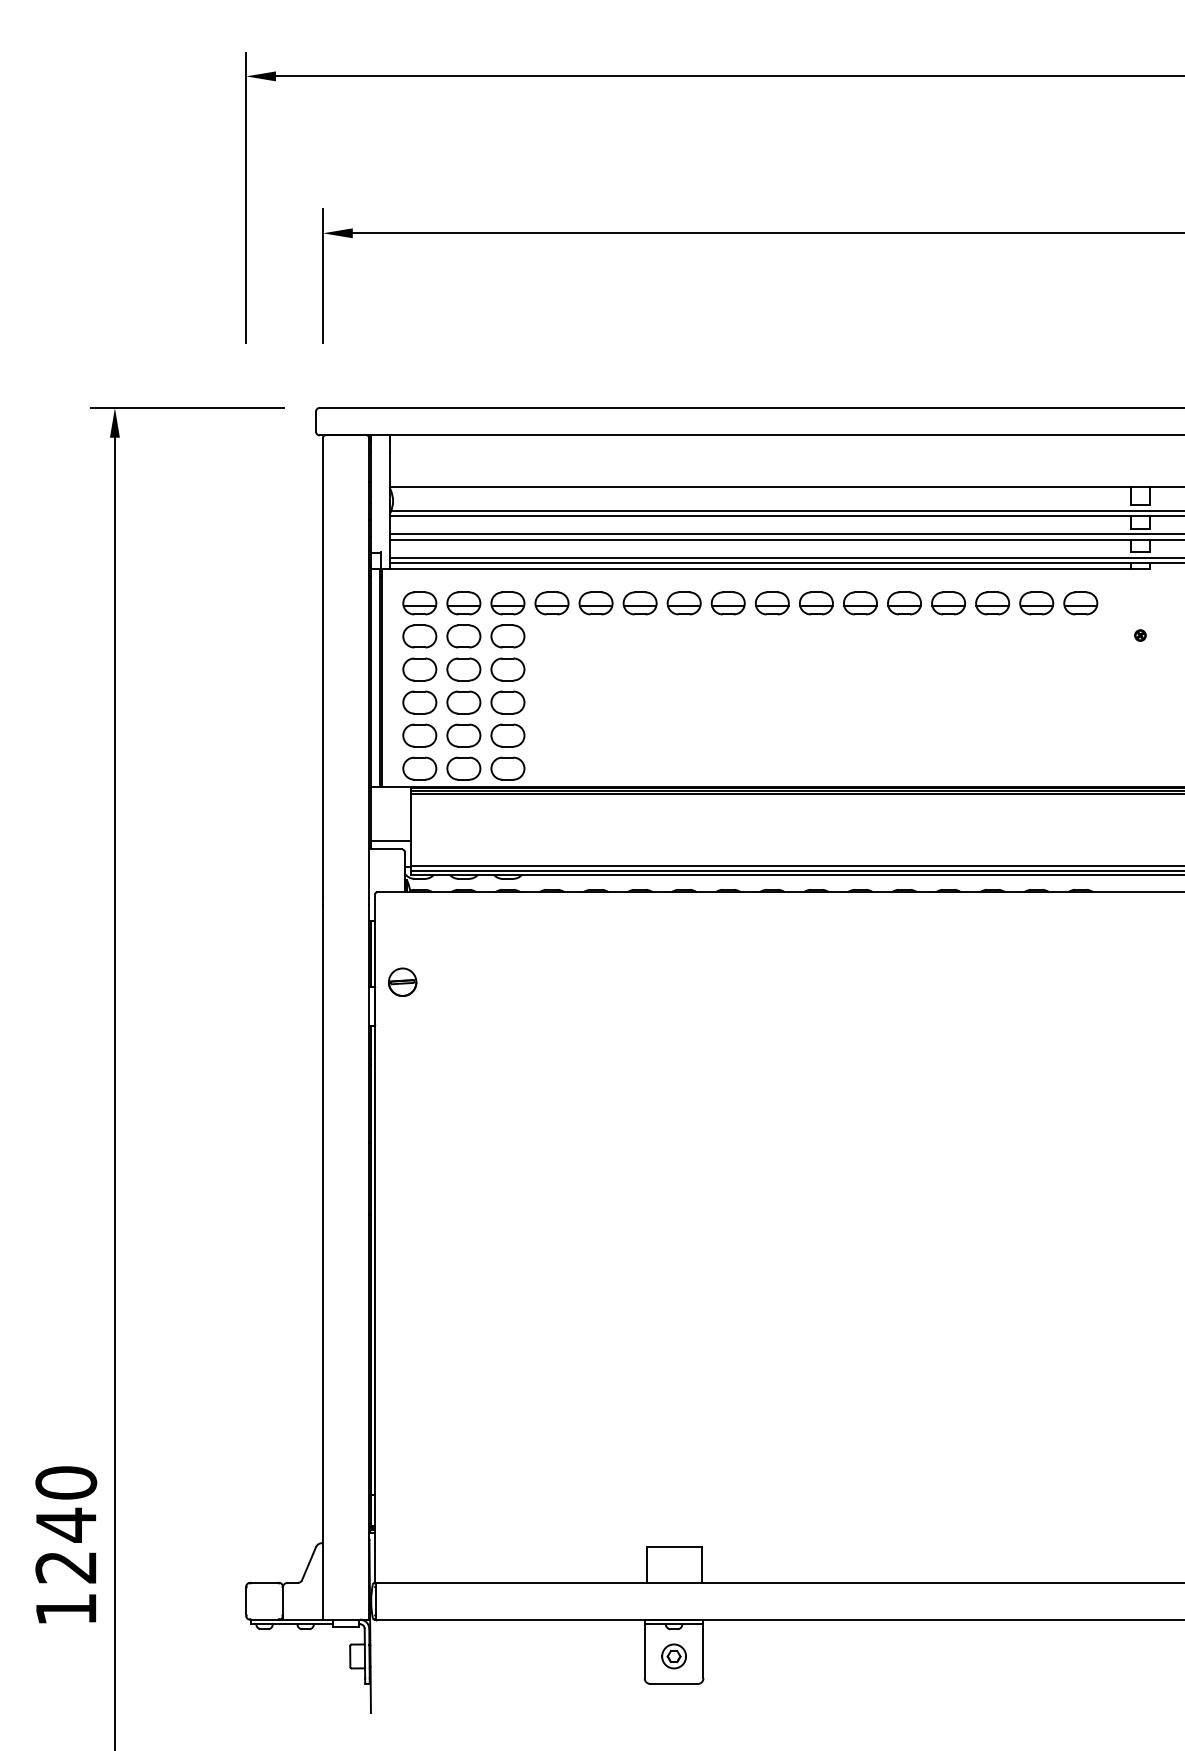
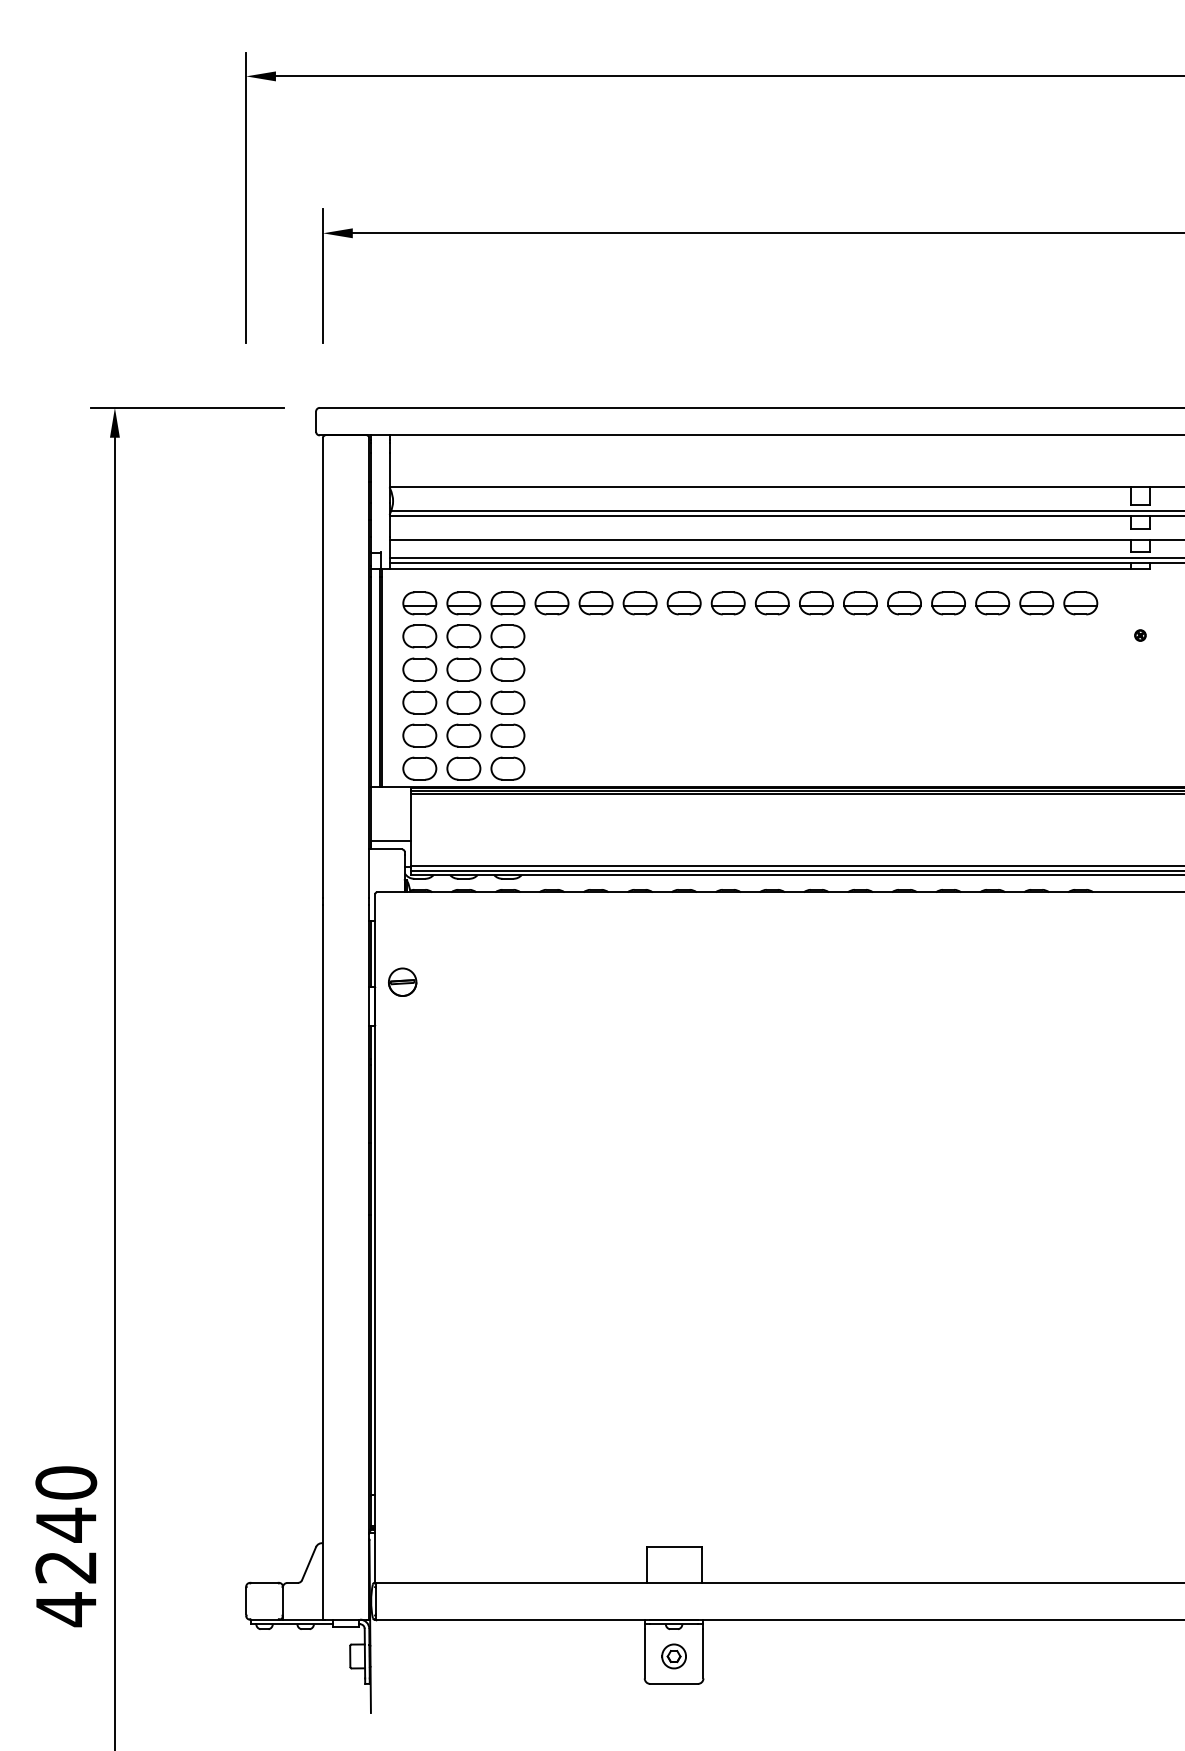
line: present -> none (785, 534)
text: 1240 -> 4240 (66, 1609)
